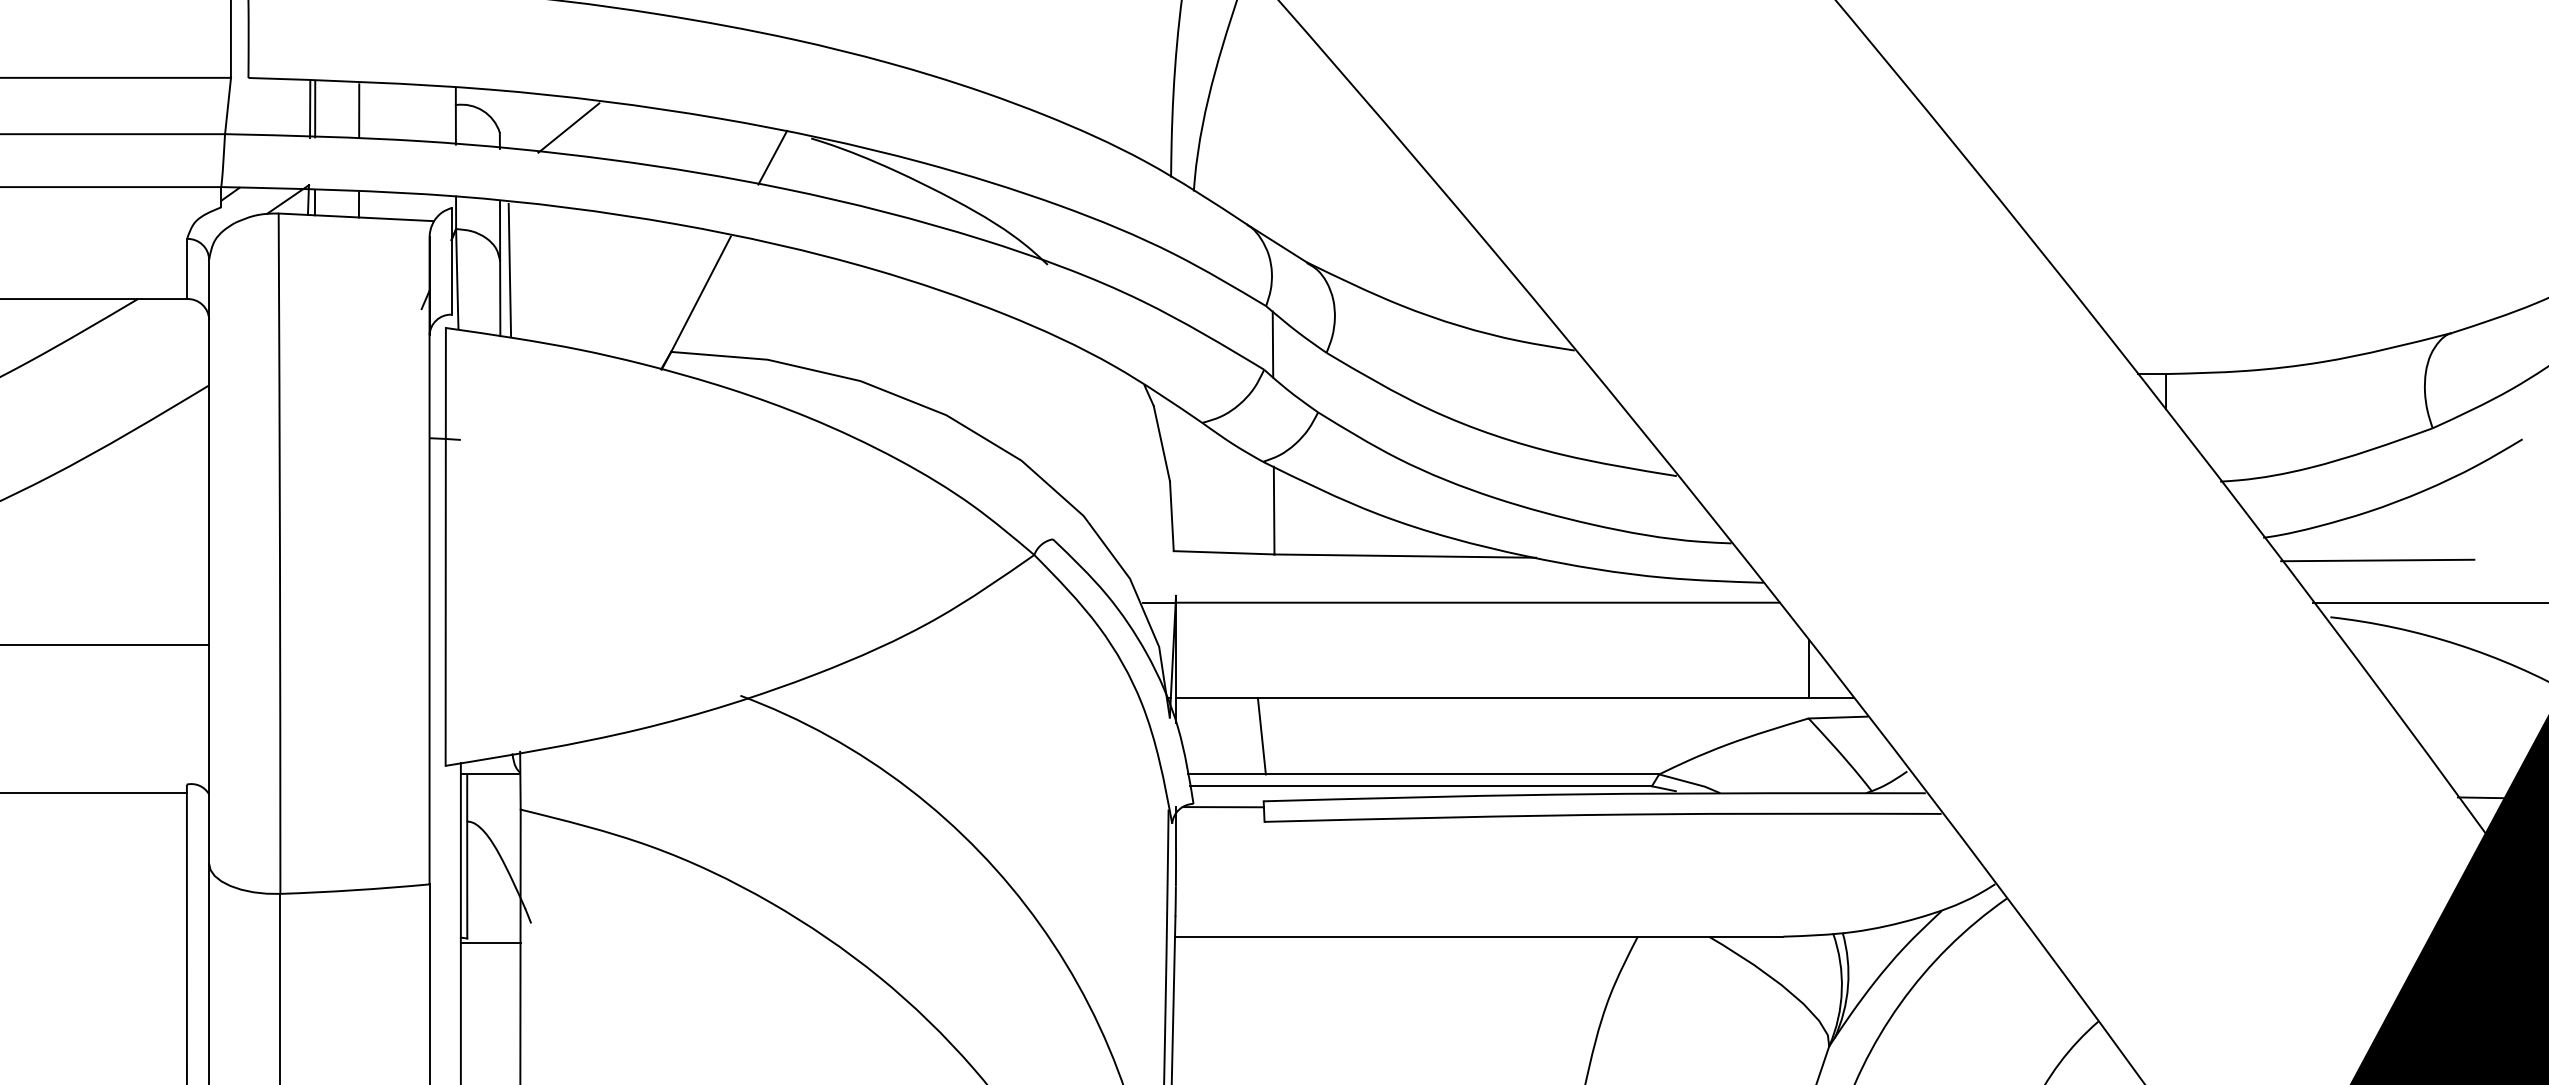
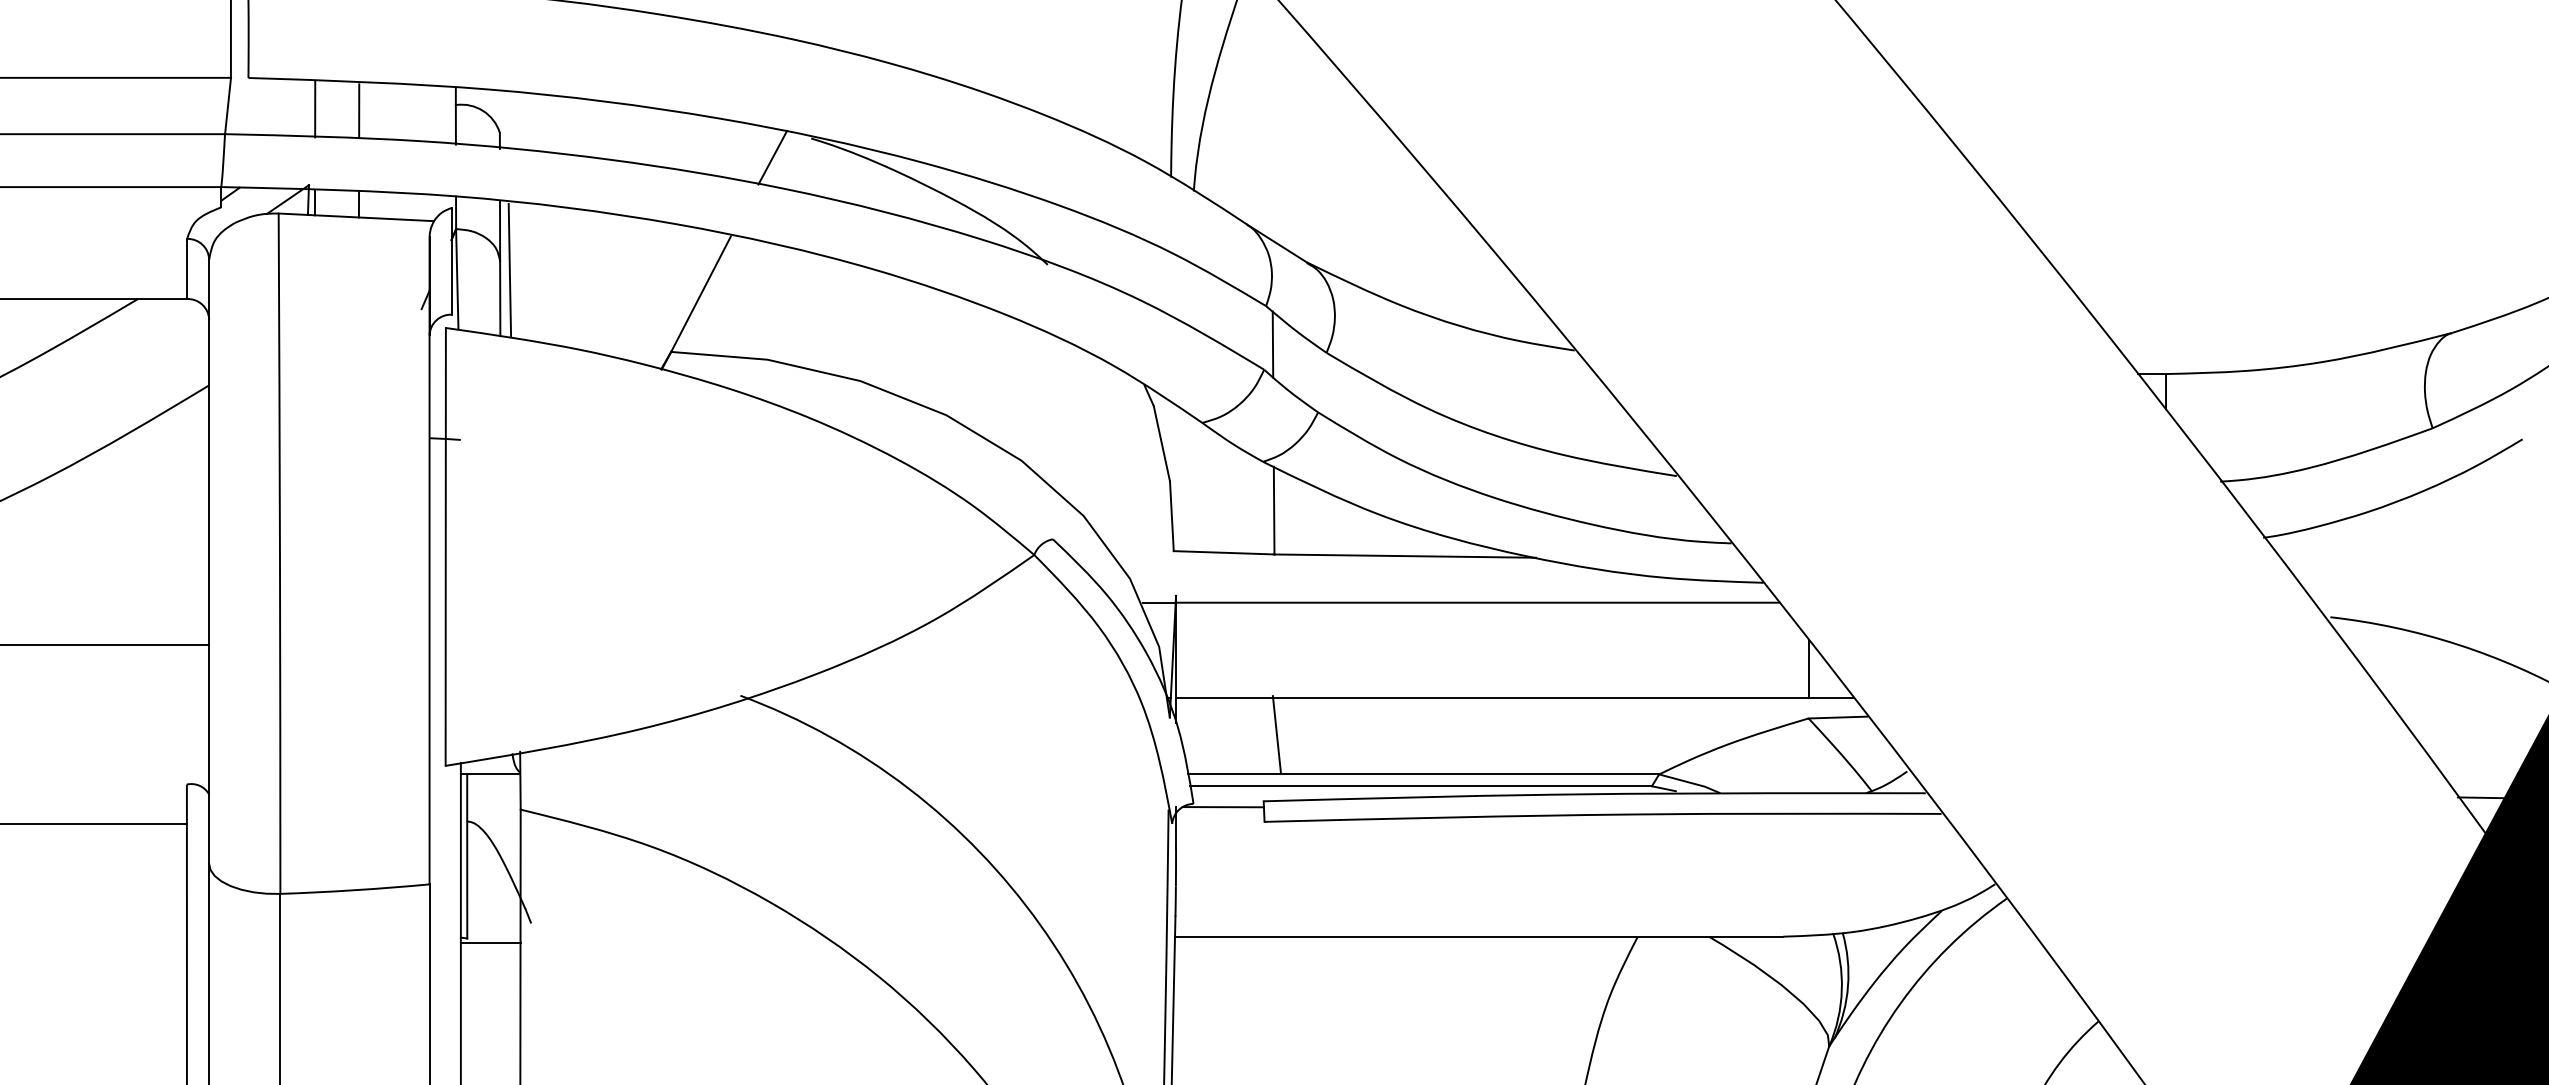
line: present -> none (310, 108)
line: present -> none (568, 127)
line: present -> none (2377, 560)
line: present -> none (2428, 602)
line position: (1261, 736) -> (1276, 734) (1276, 734)
line position: (94, 793) -> (94, 824) (94, 824)
